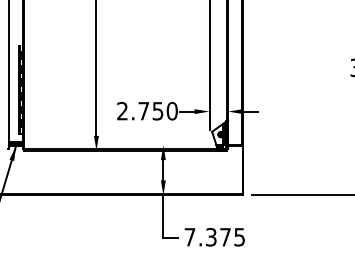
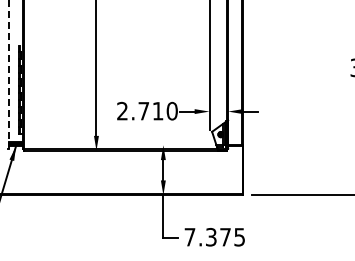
line: solid -> dashed (9, 75)
text: 2.750 -> 2.710 (157, 111)
